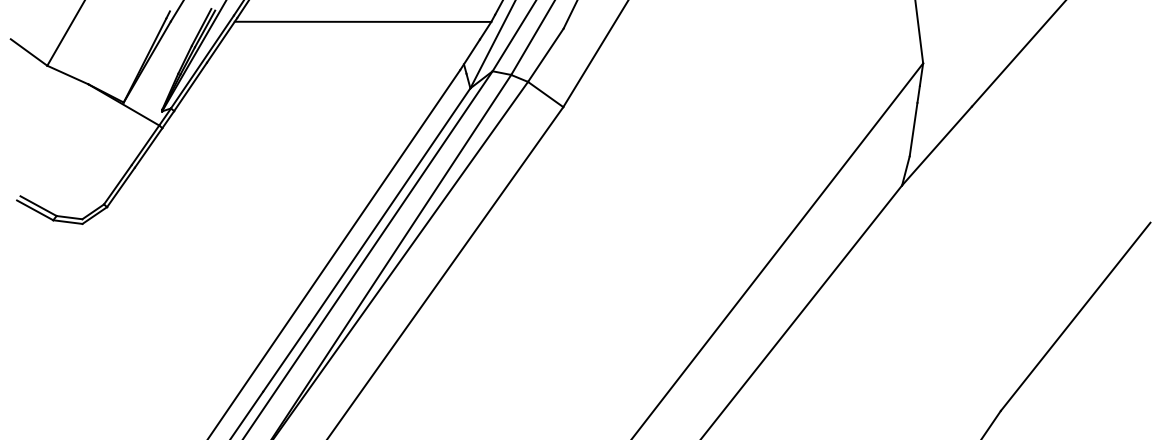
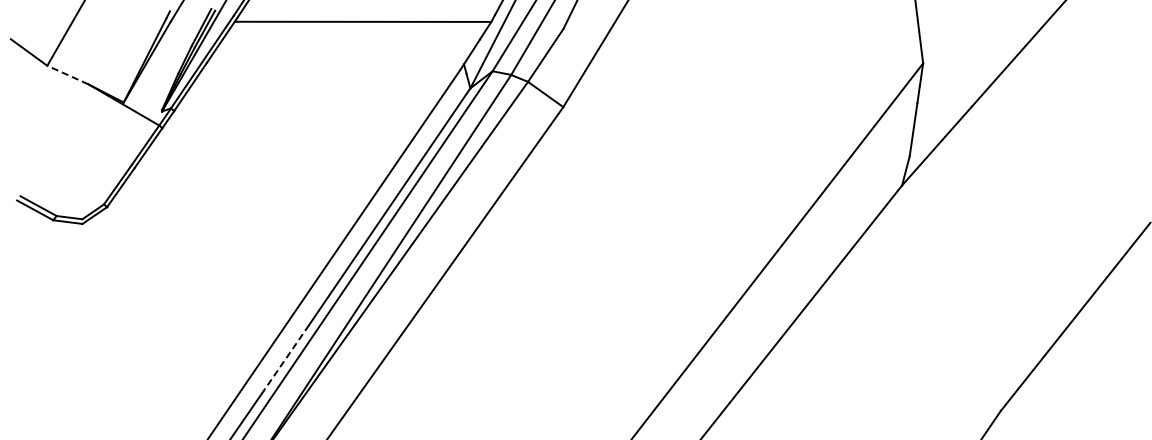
line: solid -> dashed (67, 75)
line: solid -> dashed (285, 358)
